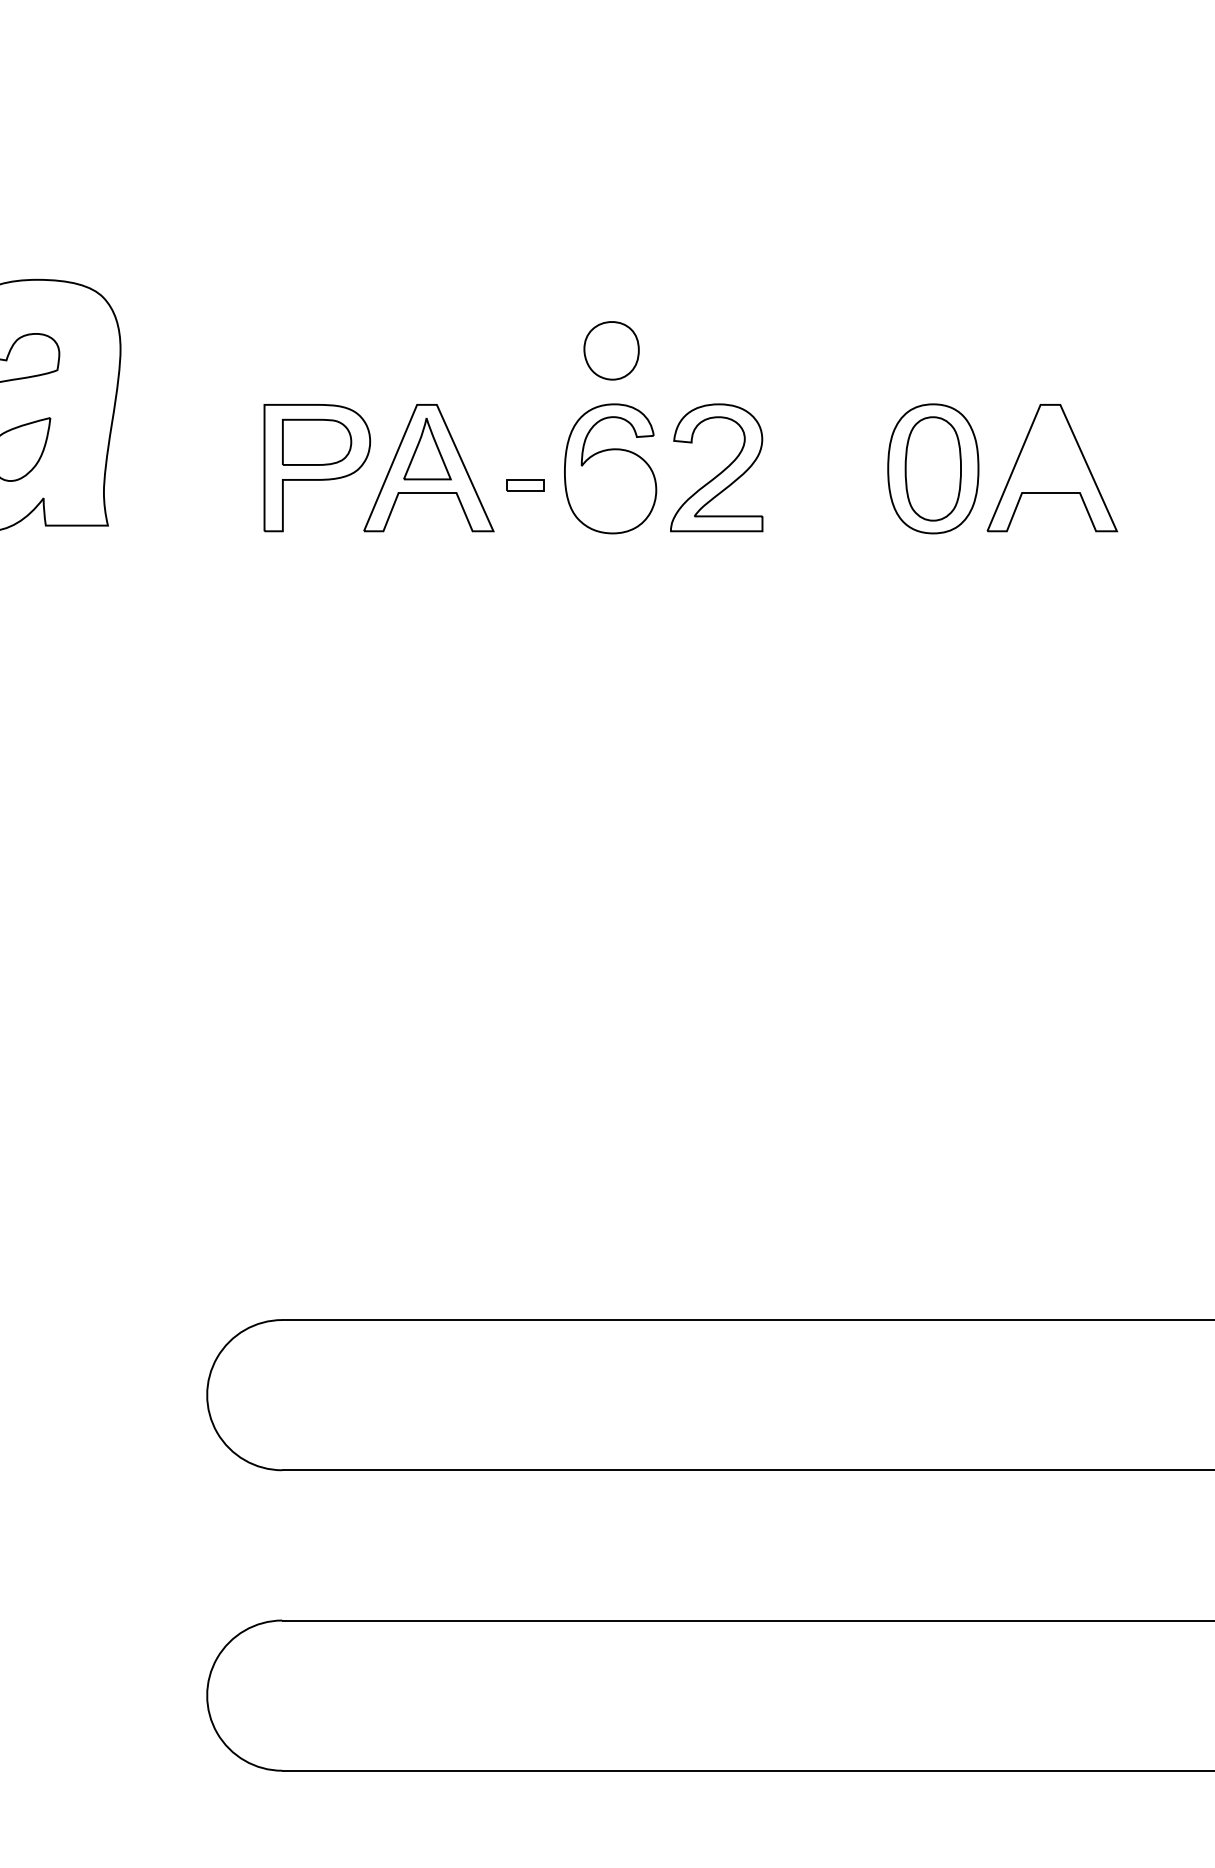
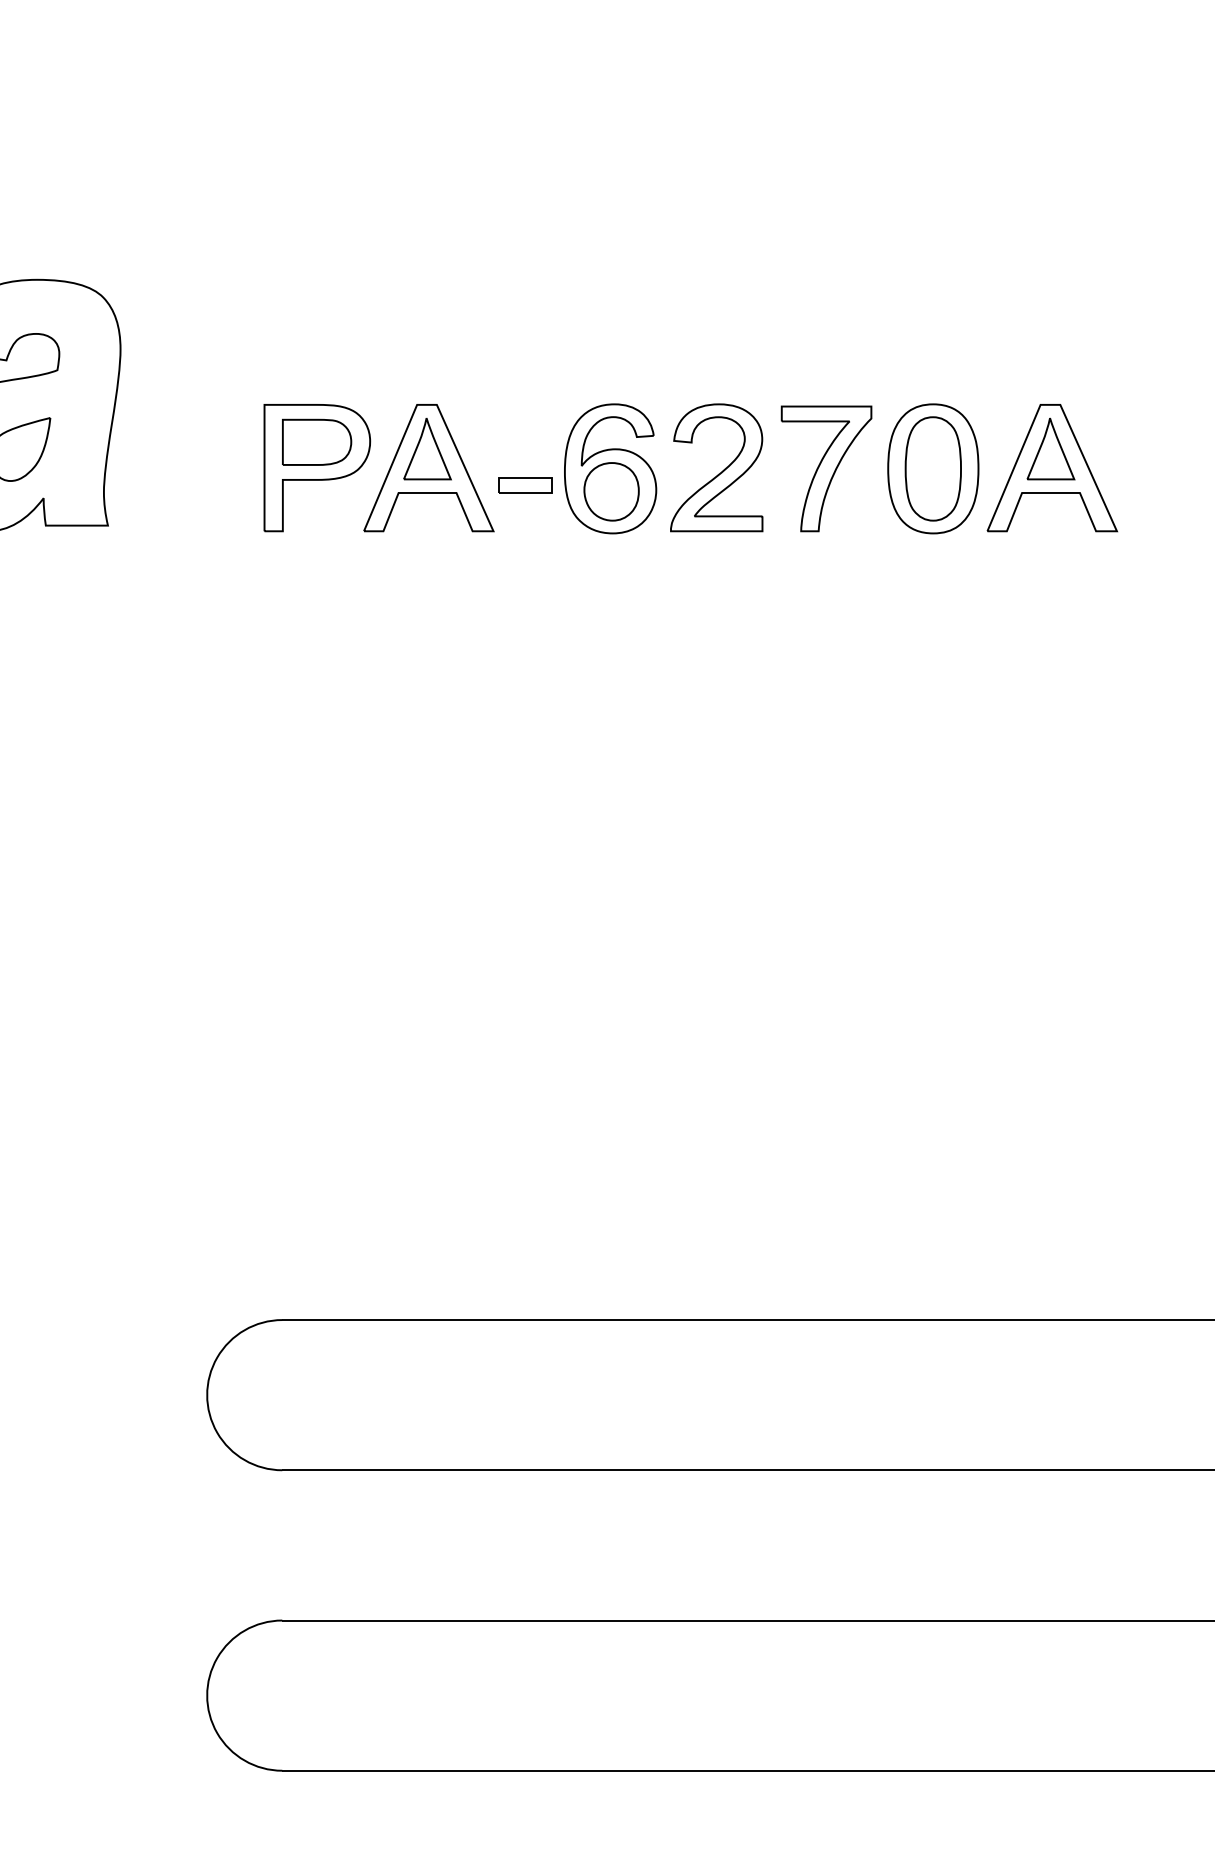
part position: (611, 350) -> (611, 491) (611, 491)
part: none -> present (1050, 448)
part: none -> present (826, 468)
part size: 39x13 px -> 55x17 px (525, 485)
